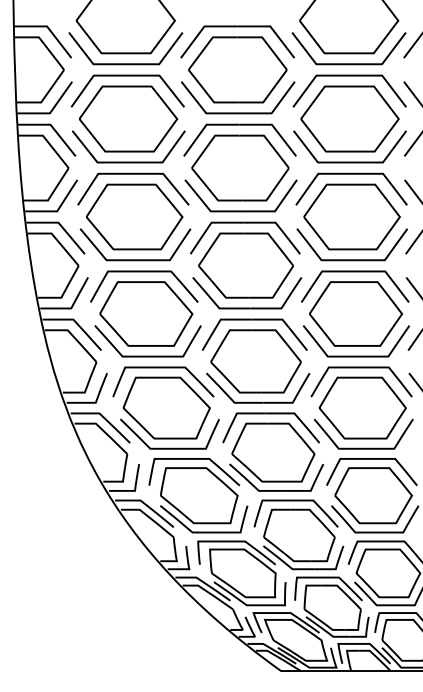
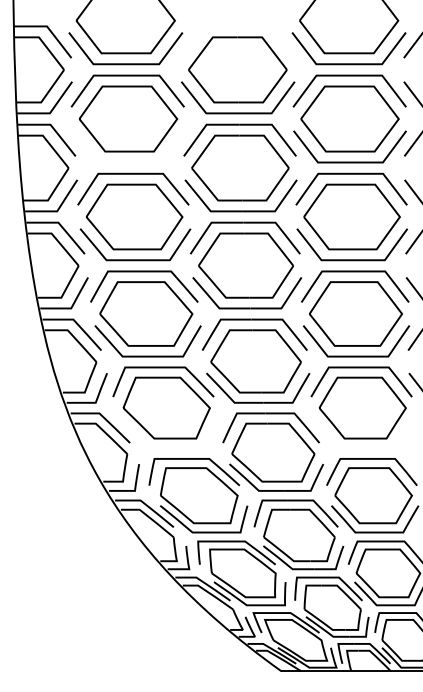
part: present -> none (237, 27)
curve: present -> none (128, 161)
curve: present -> none (169, 447)
curve: present -> none (363, 447)
